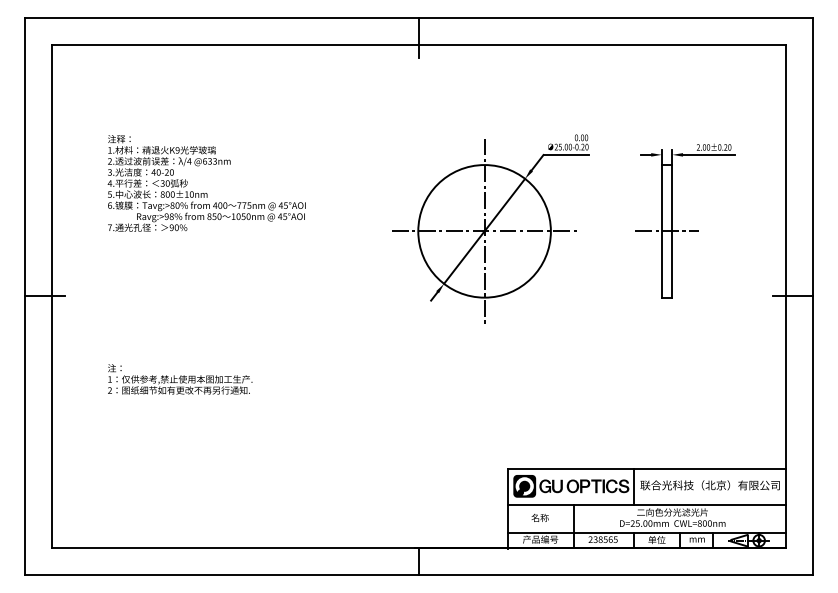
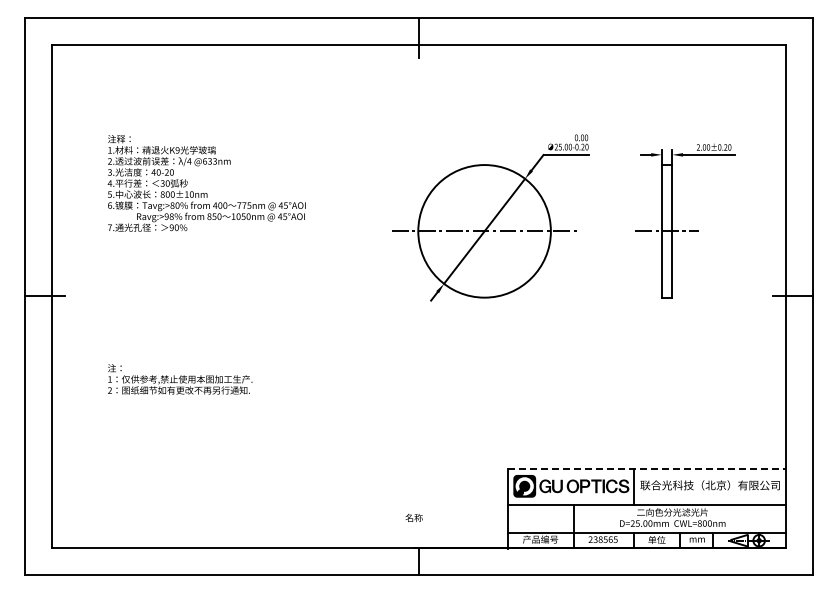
line: present -> none (484, 231)
line: solid -> dashed (647, 468)
text position: (539, 517) -> (413, 517) (413, 517)
